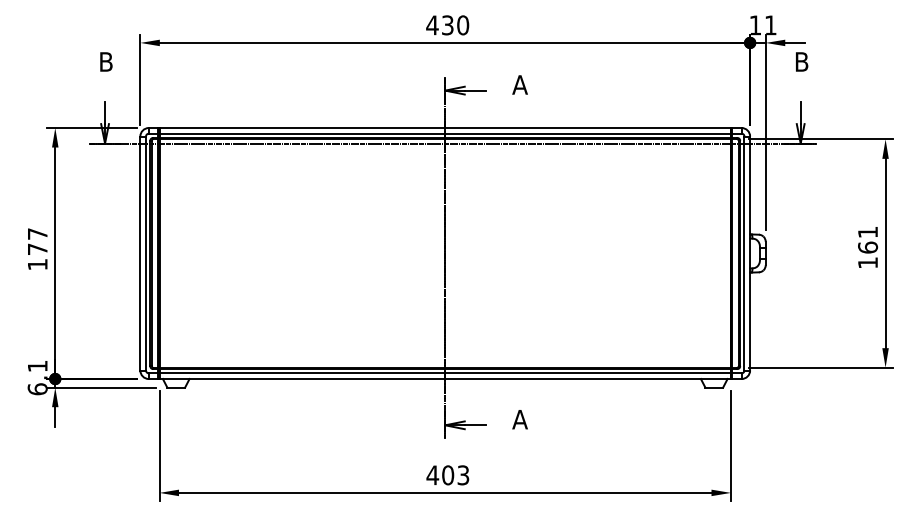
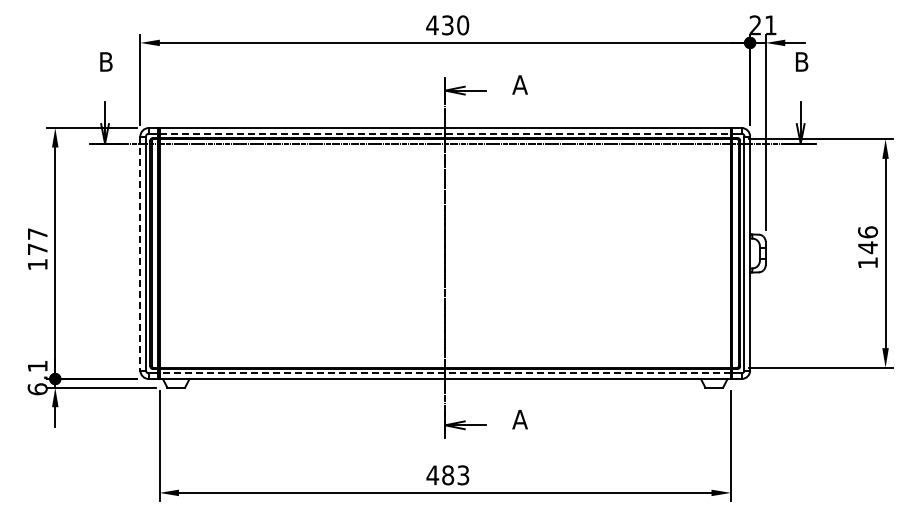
text: 11 -> 21 (754, 24)
line: solid -> dashed (445, 133)
text: 161 -> 146 (868, 240)
line: solid -> dashed (140, 253)
line: solid -> dashed (445, 373)
text: 403 -> 483 (448, 475)
